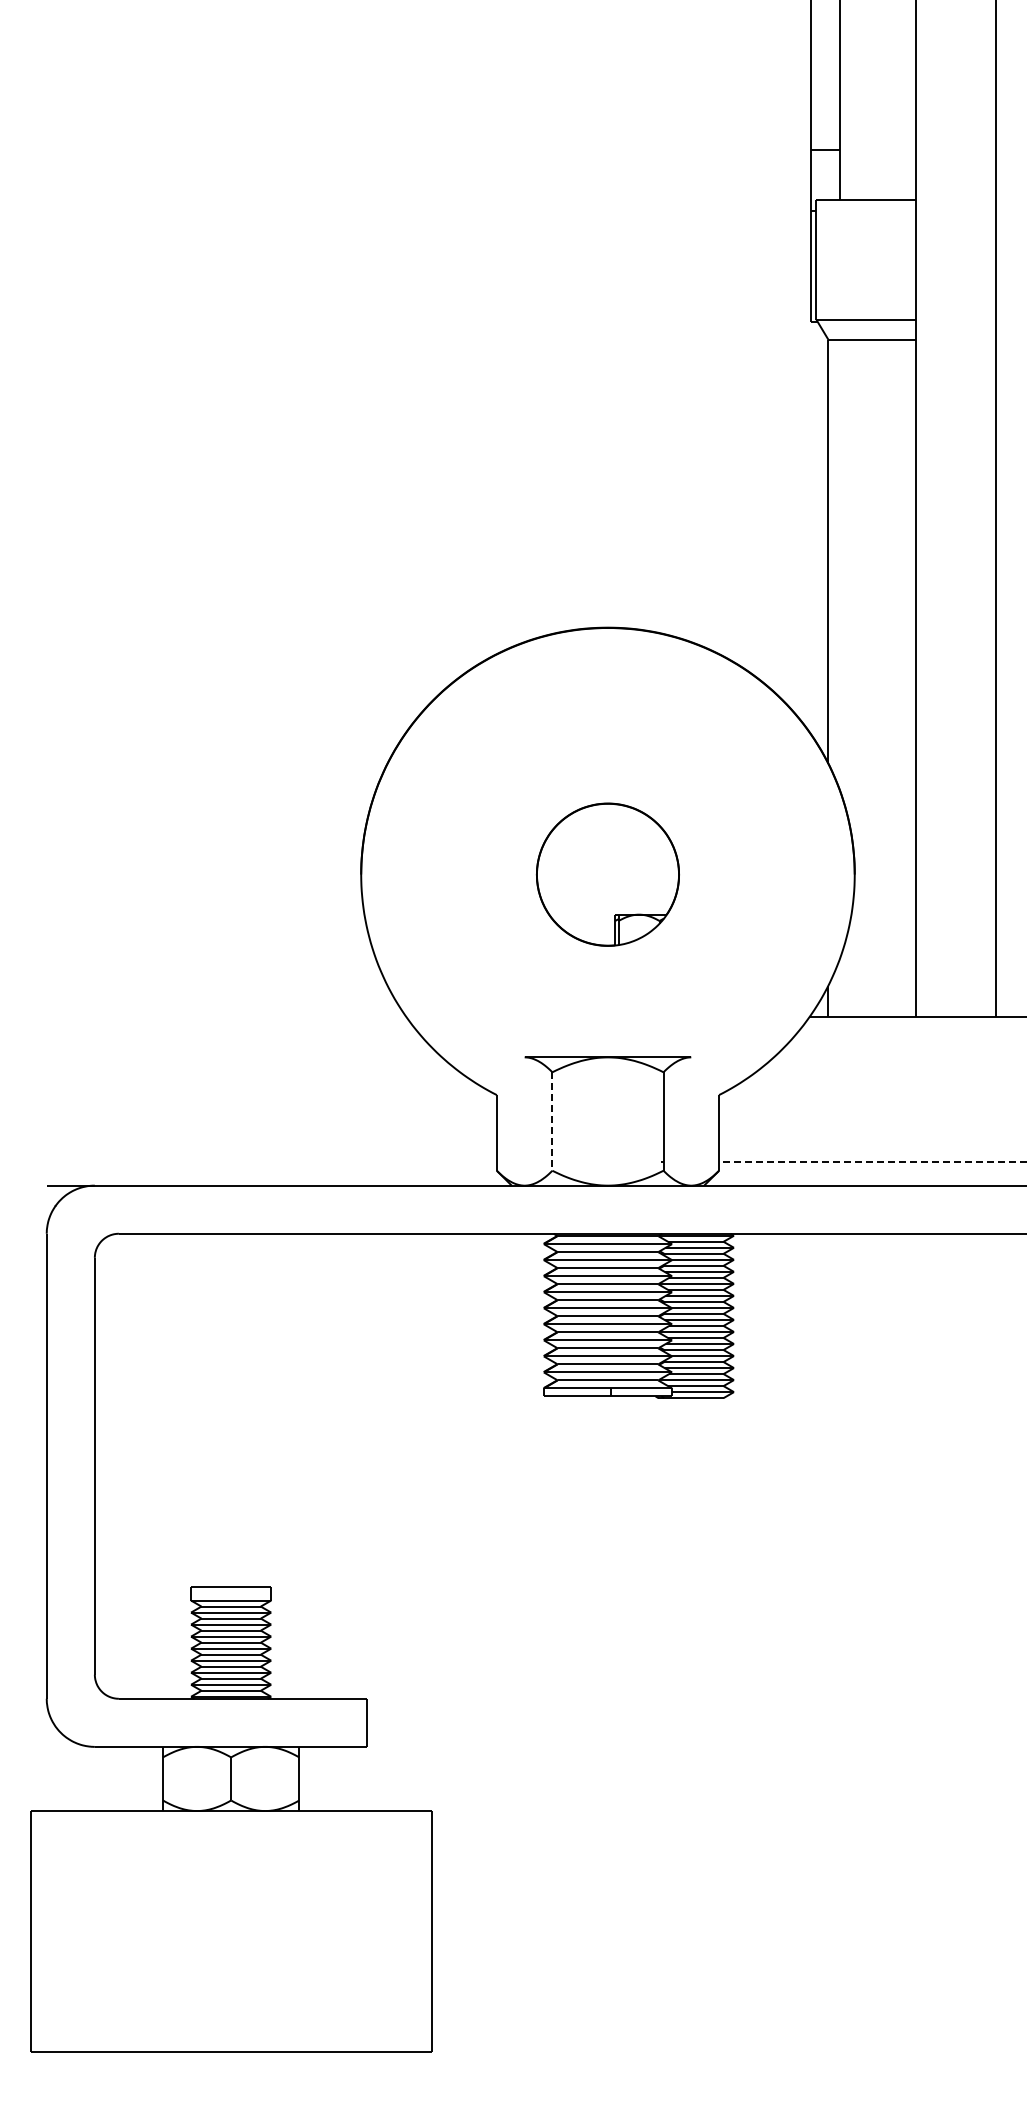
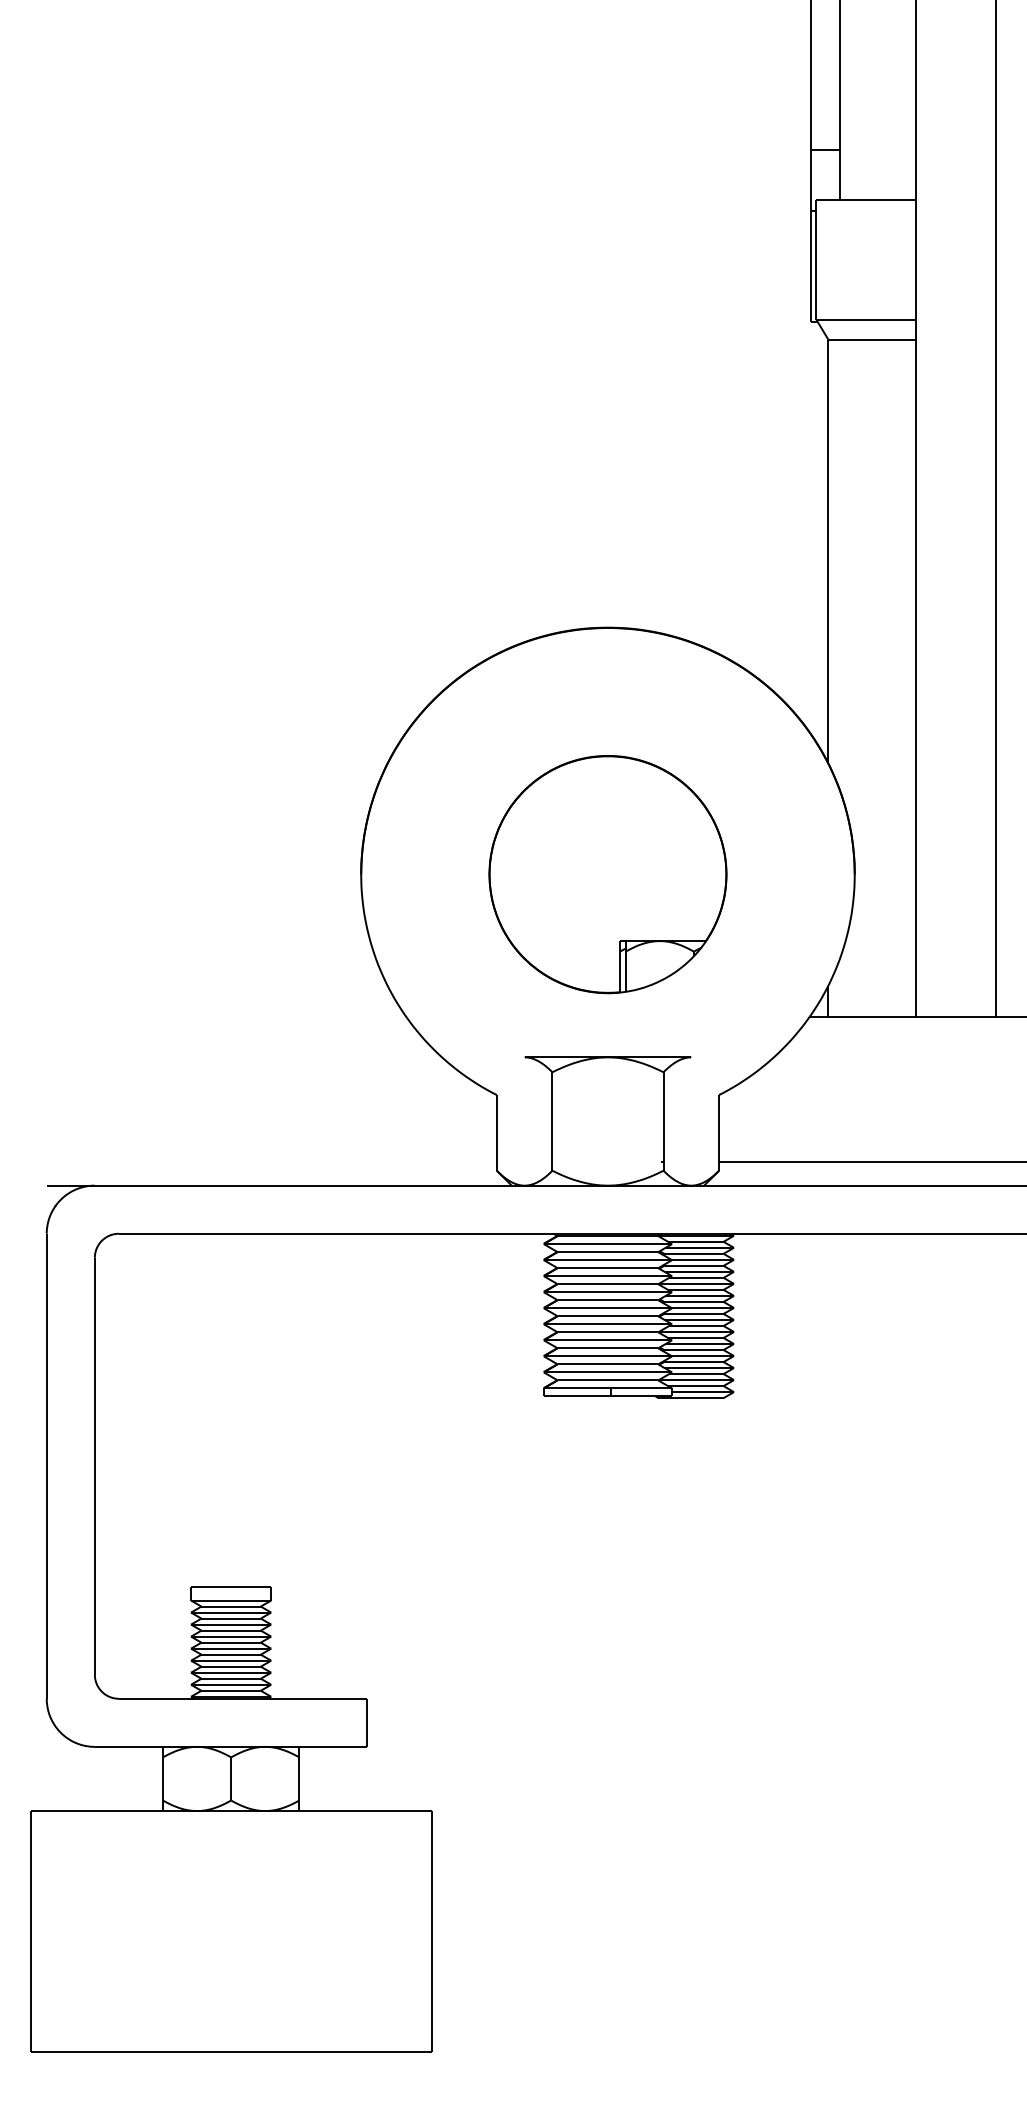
part size: 144x145 px -> 240x240 px (607, 874)
line: dashed -> solid (552, 1122)
line: dashed -> solid (873, 1161)
